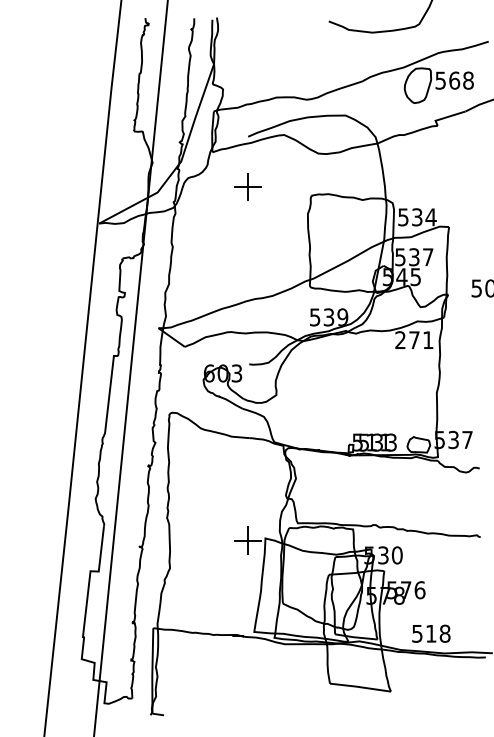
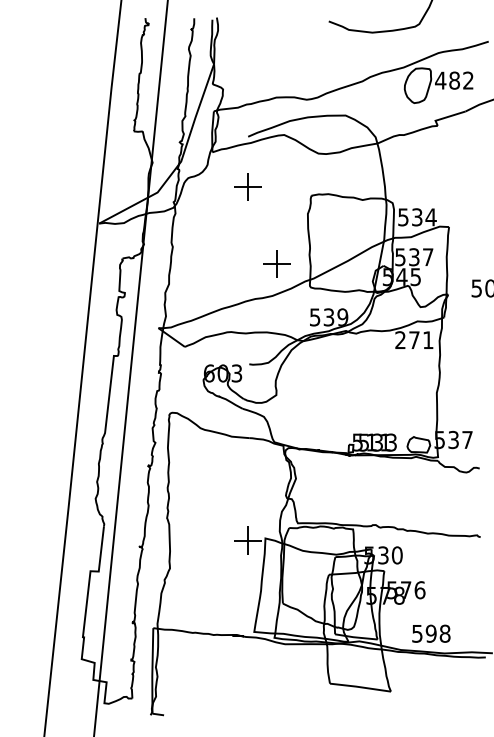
text: 568 -> 482 (454, 80)
part: none -> present (276, 263)
text: 518 -> 598 (430, 633)
